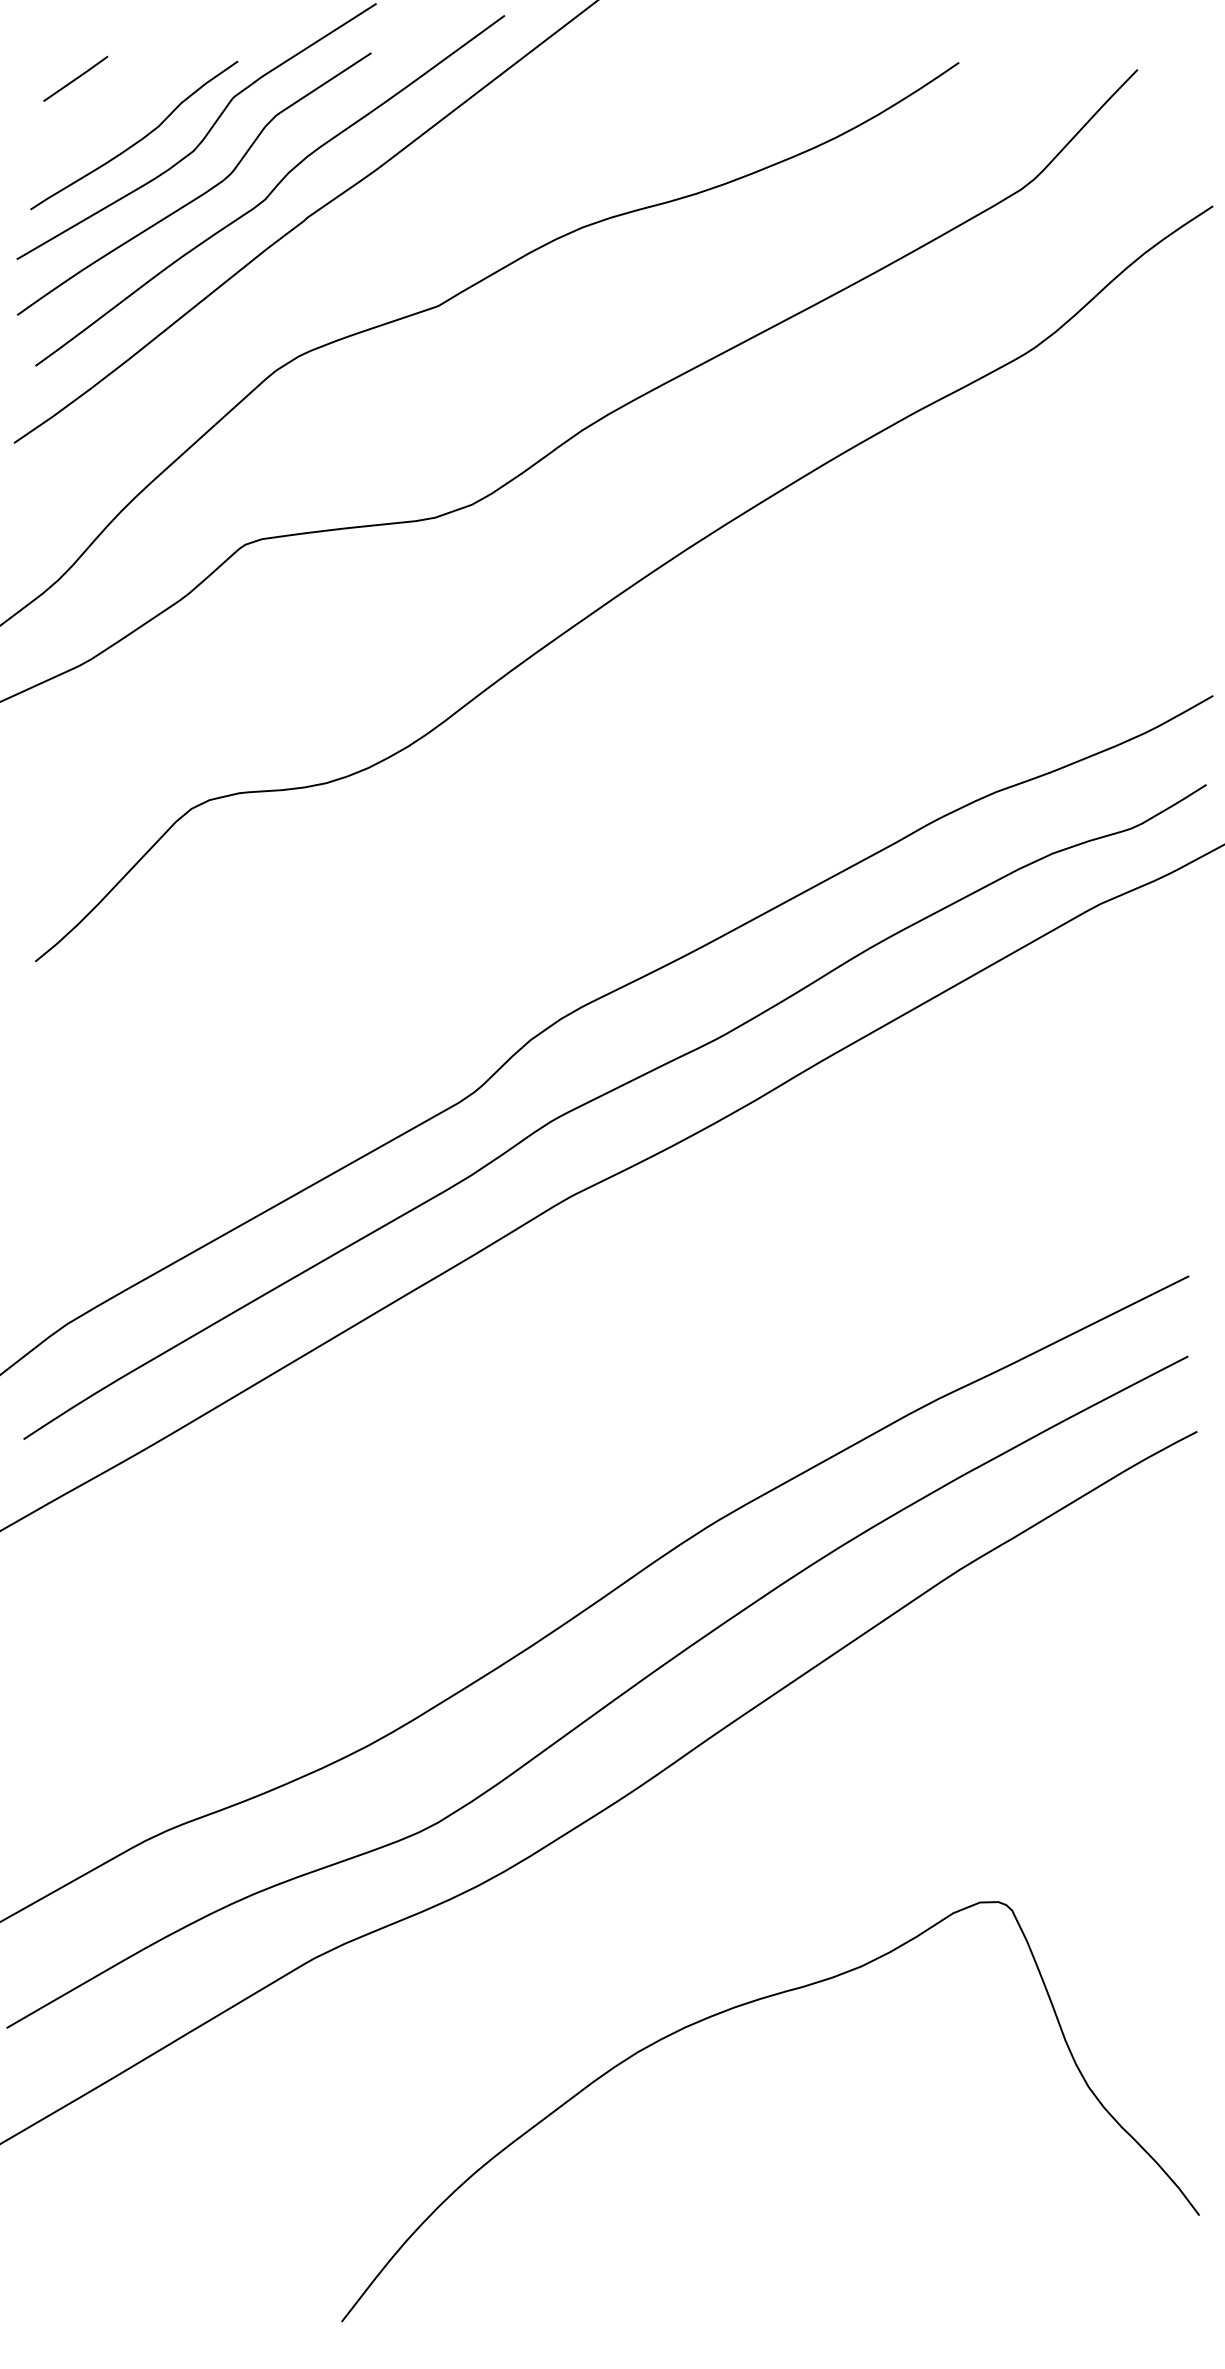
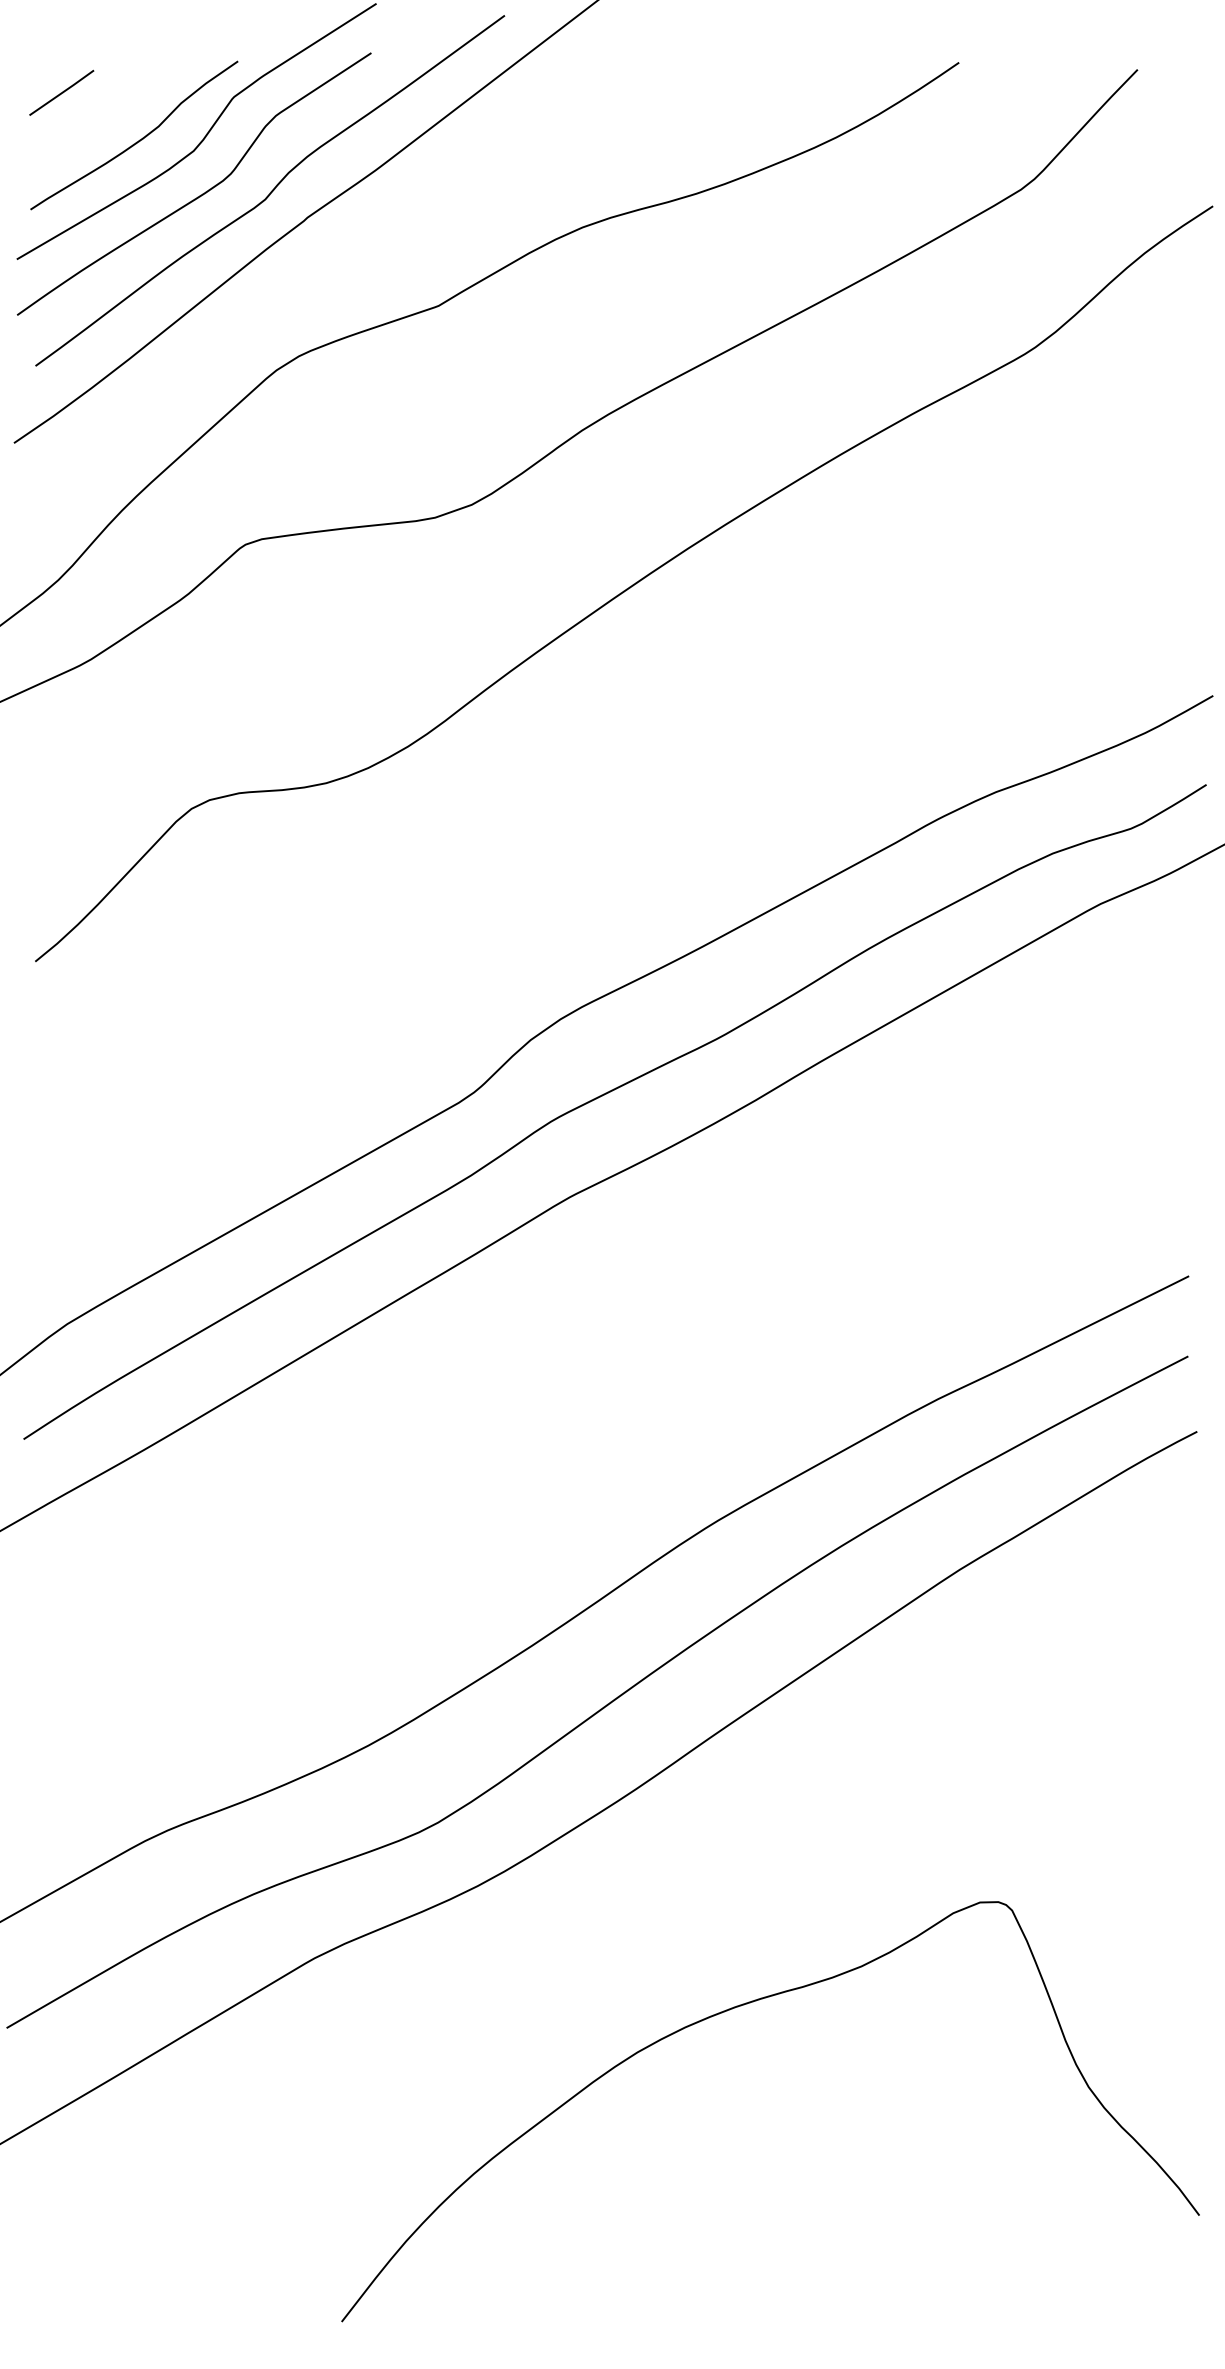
line position: (75, 78) -> (61, 92) (61, 92)
